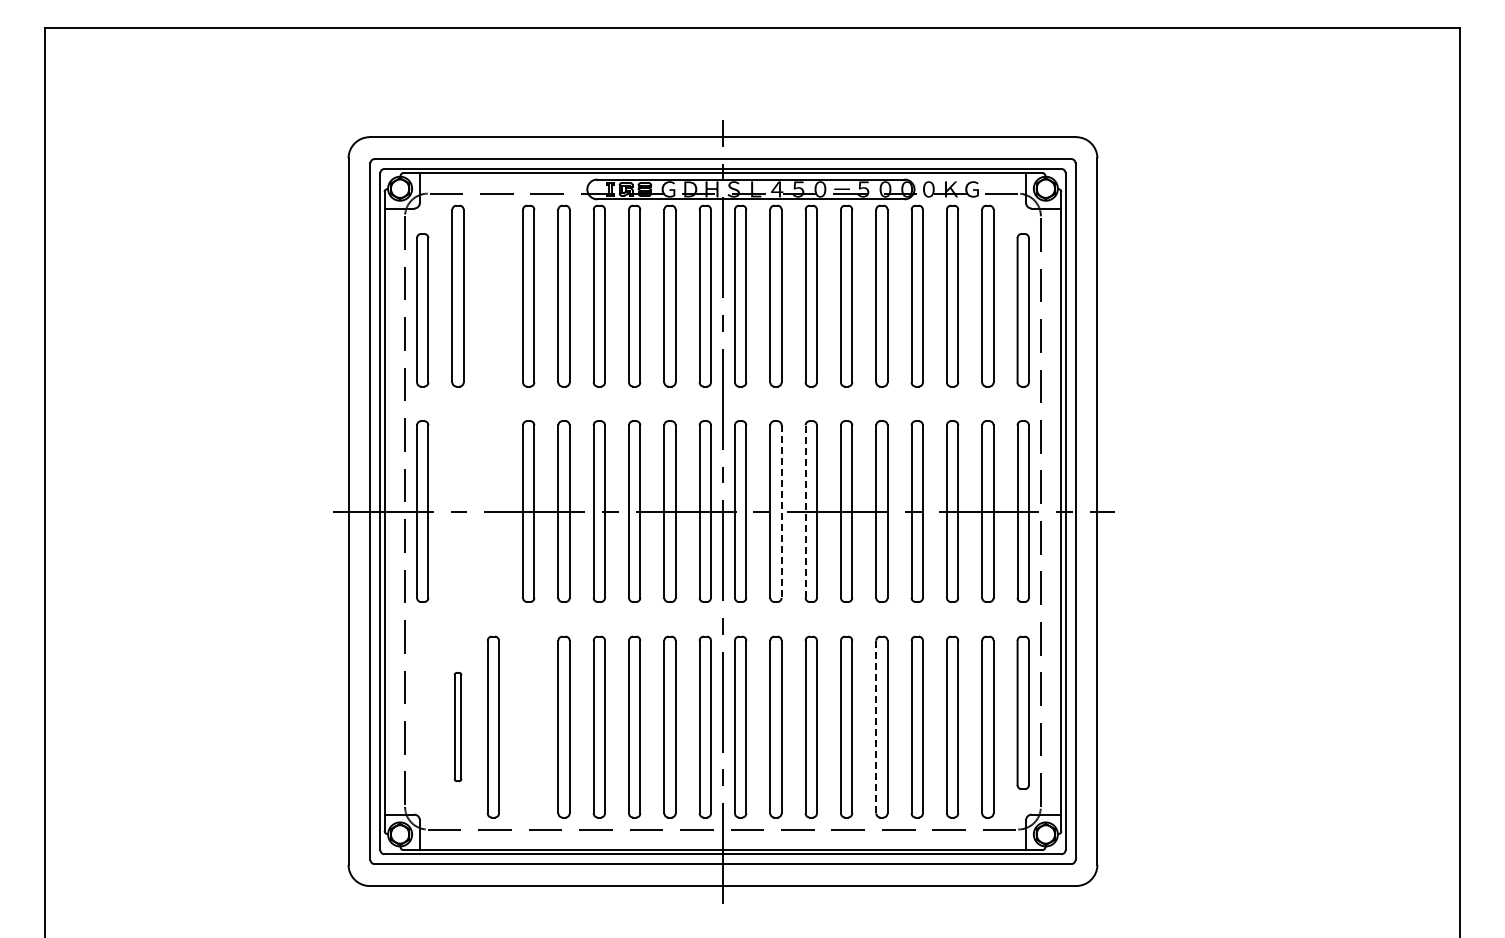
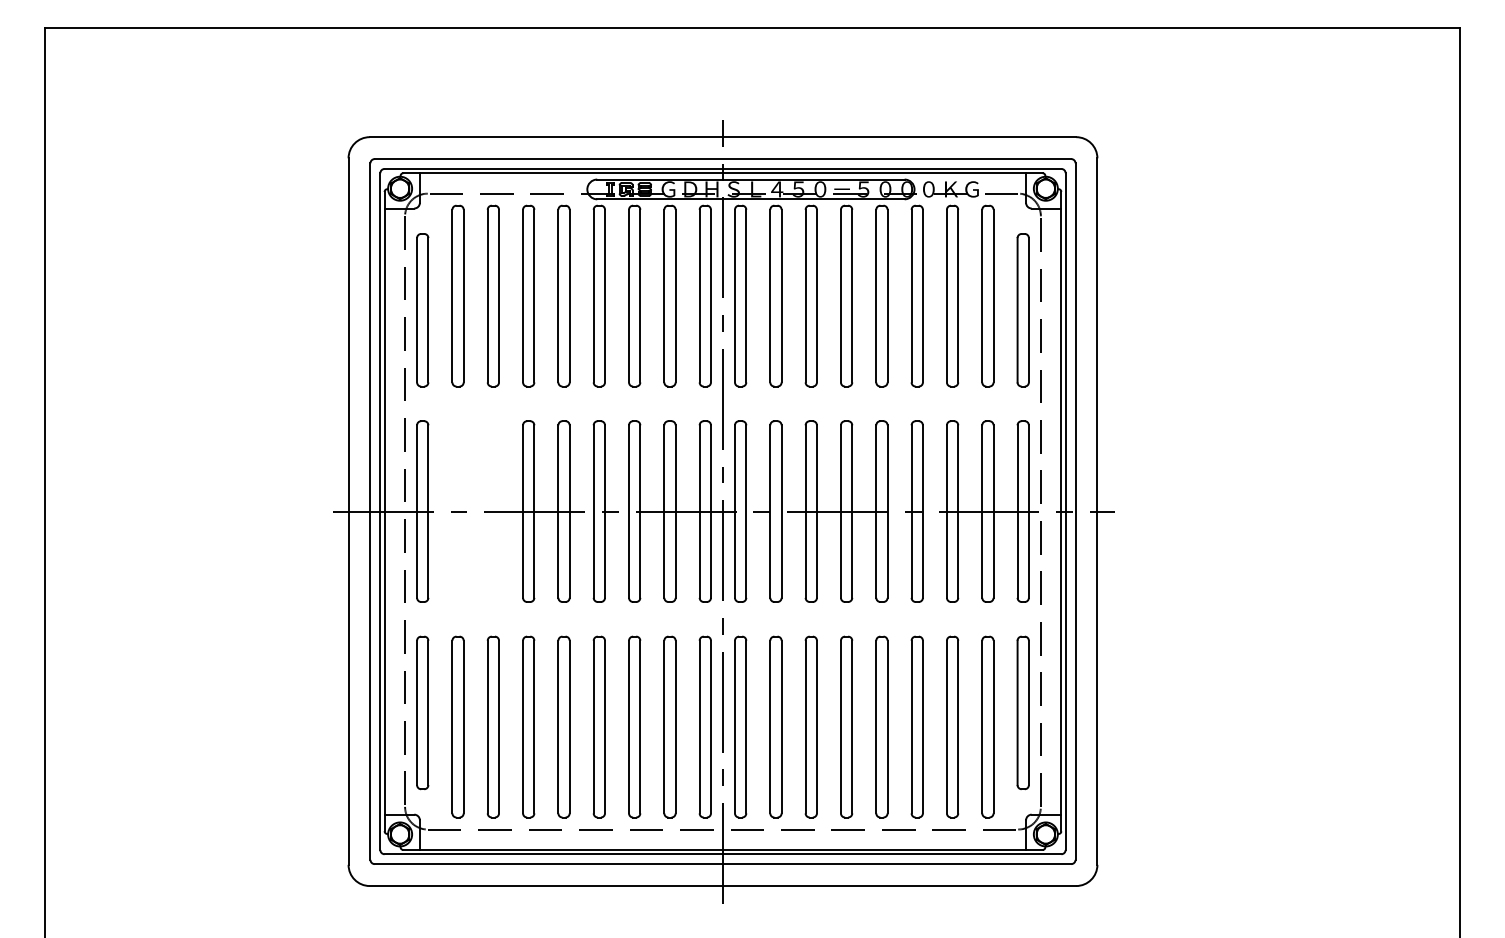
part: none -> present (492, 295)
line: dashed -> solid (805, 511)
line: dashed -> solid (781, 512)
part: none -> present (422, 712)
part size: 10x112 px -> 14x184 px (457, 726)
part: none -> present (528, 726)
line: dashed -> solid (876, 727)
